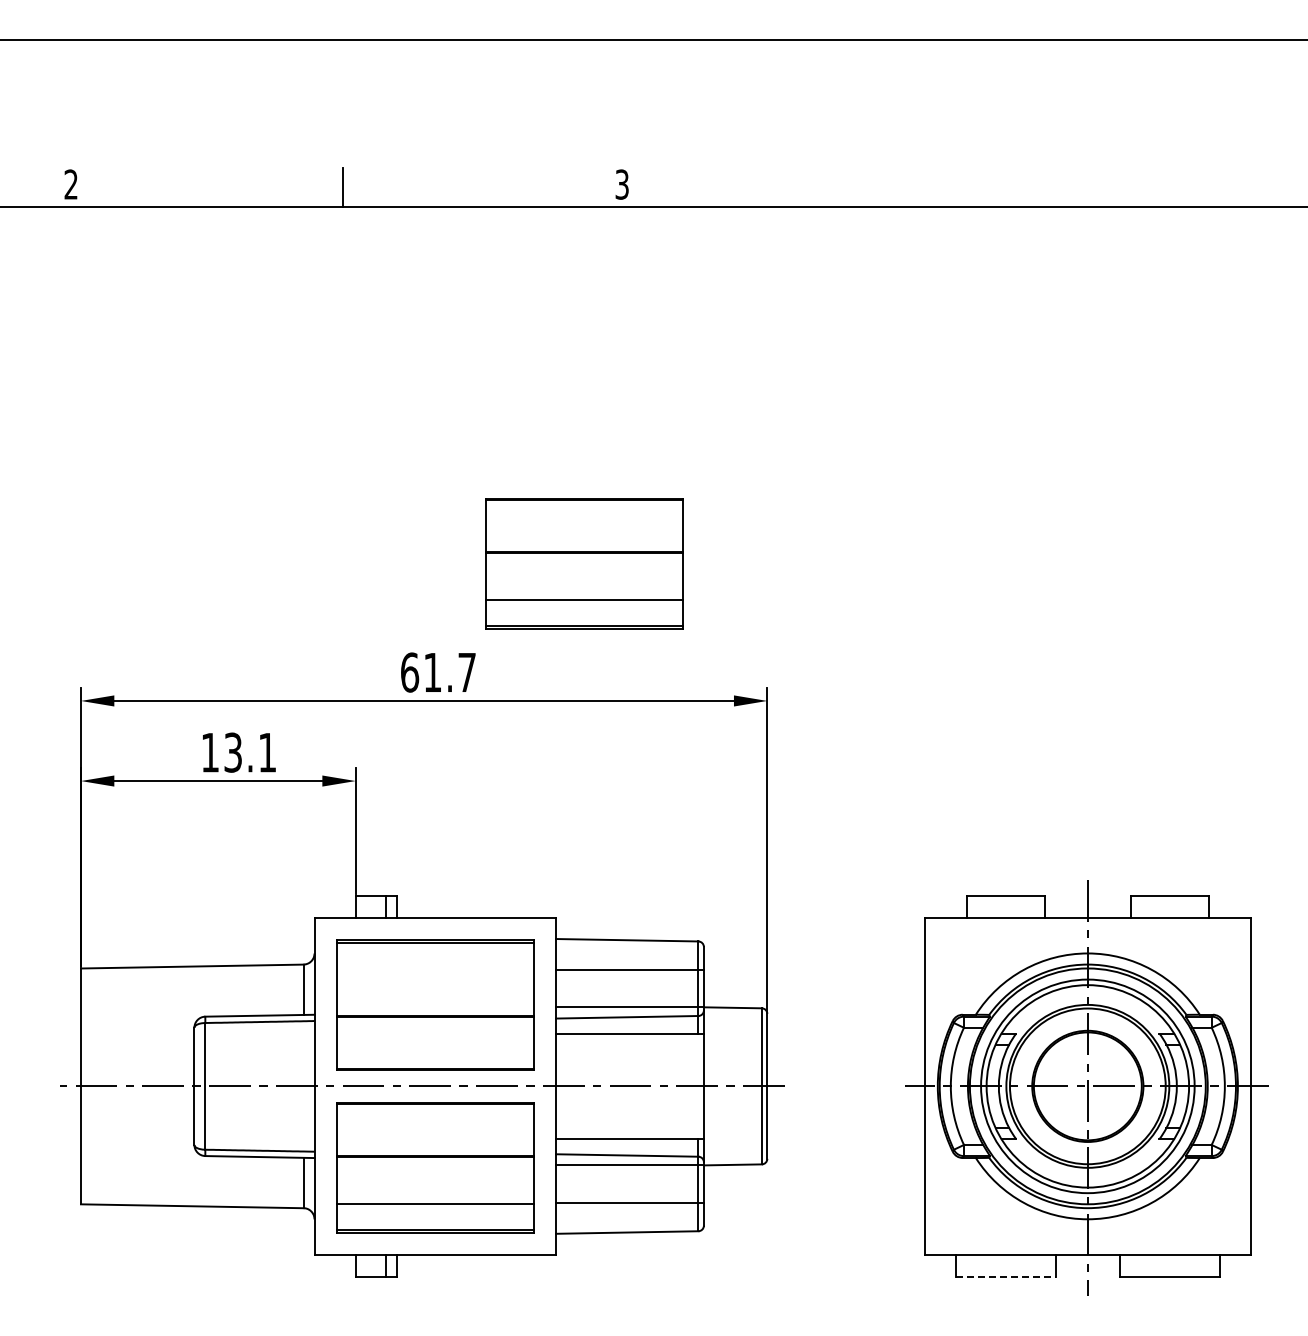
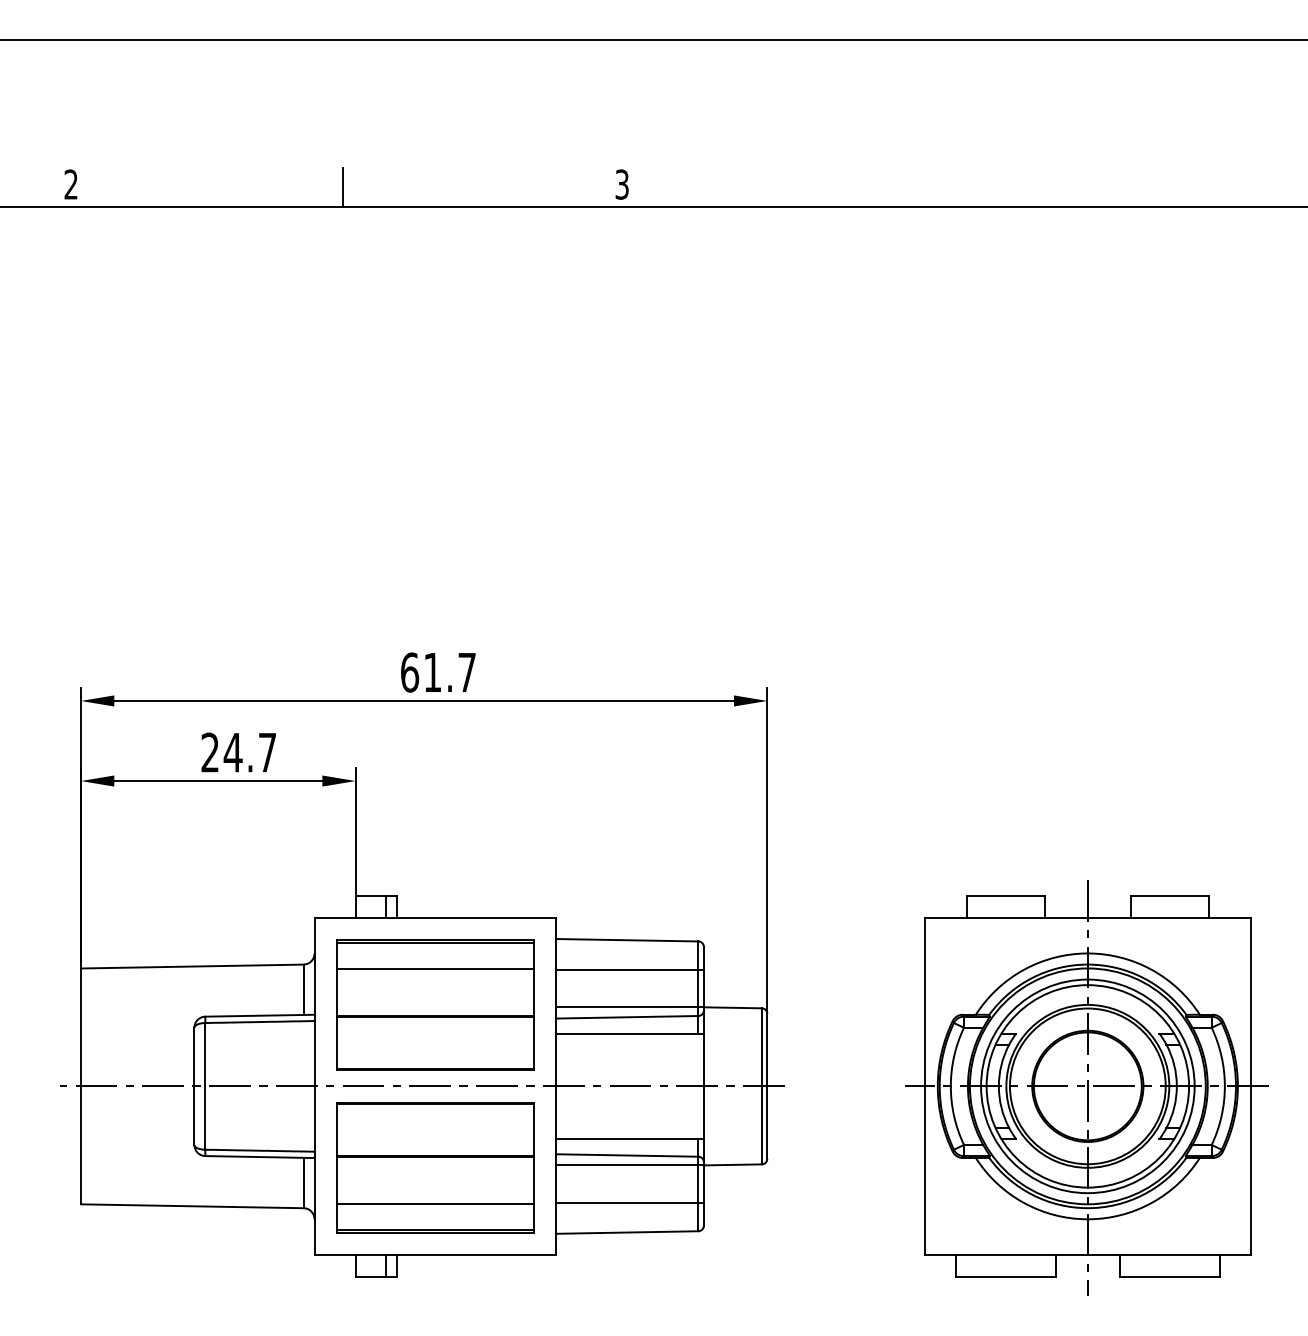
part: present -> none (584, 563)
text: 13.1 -> 24.7 (238, 752)
line: none -> present (434, 968)
line: dashed -> solid (1006, 1276)
